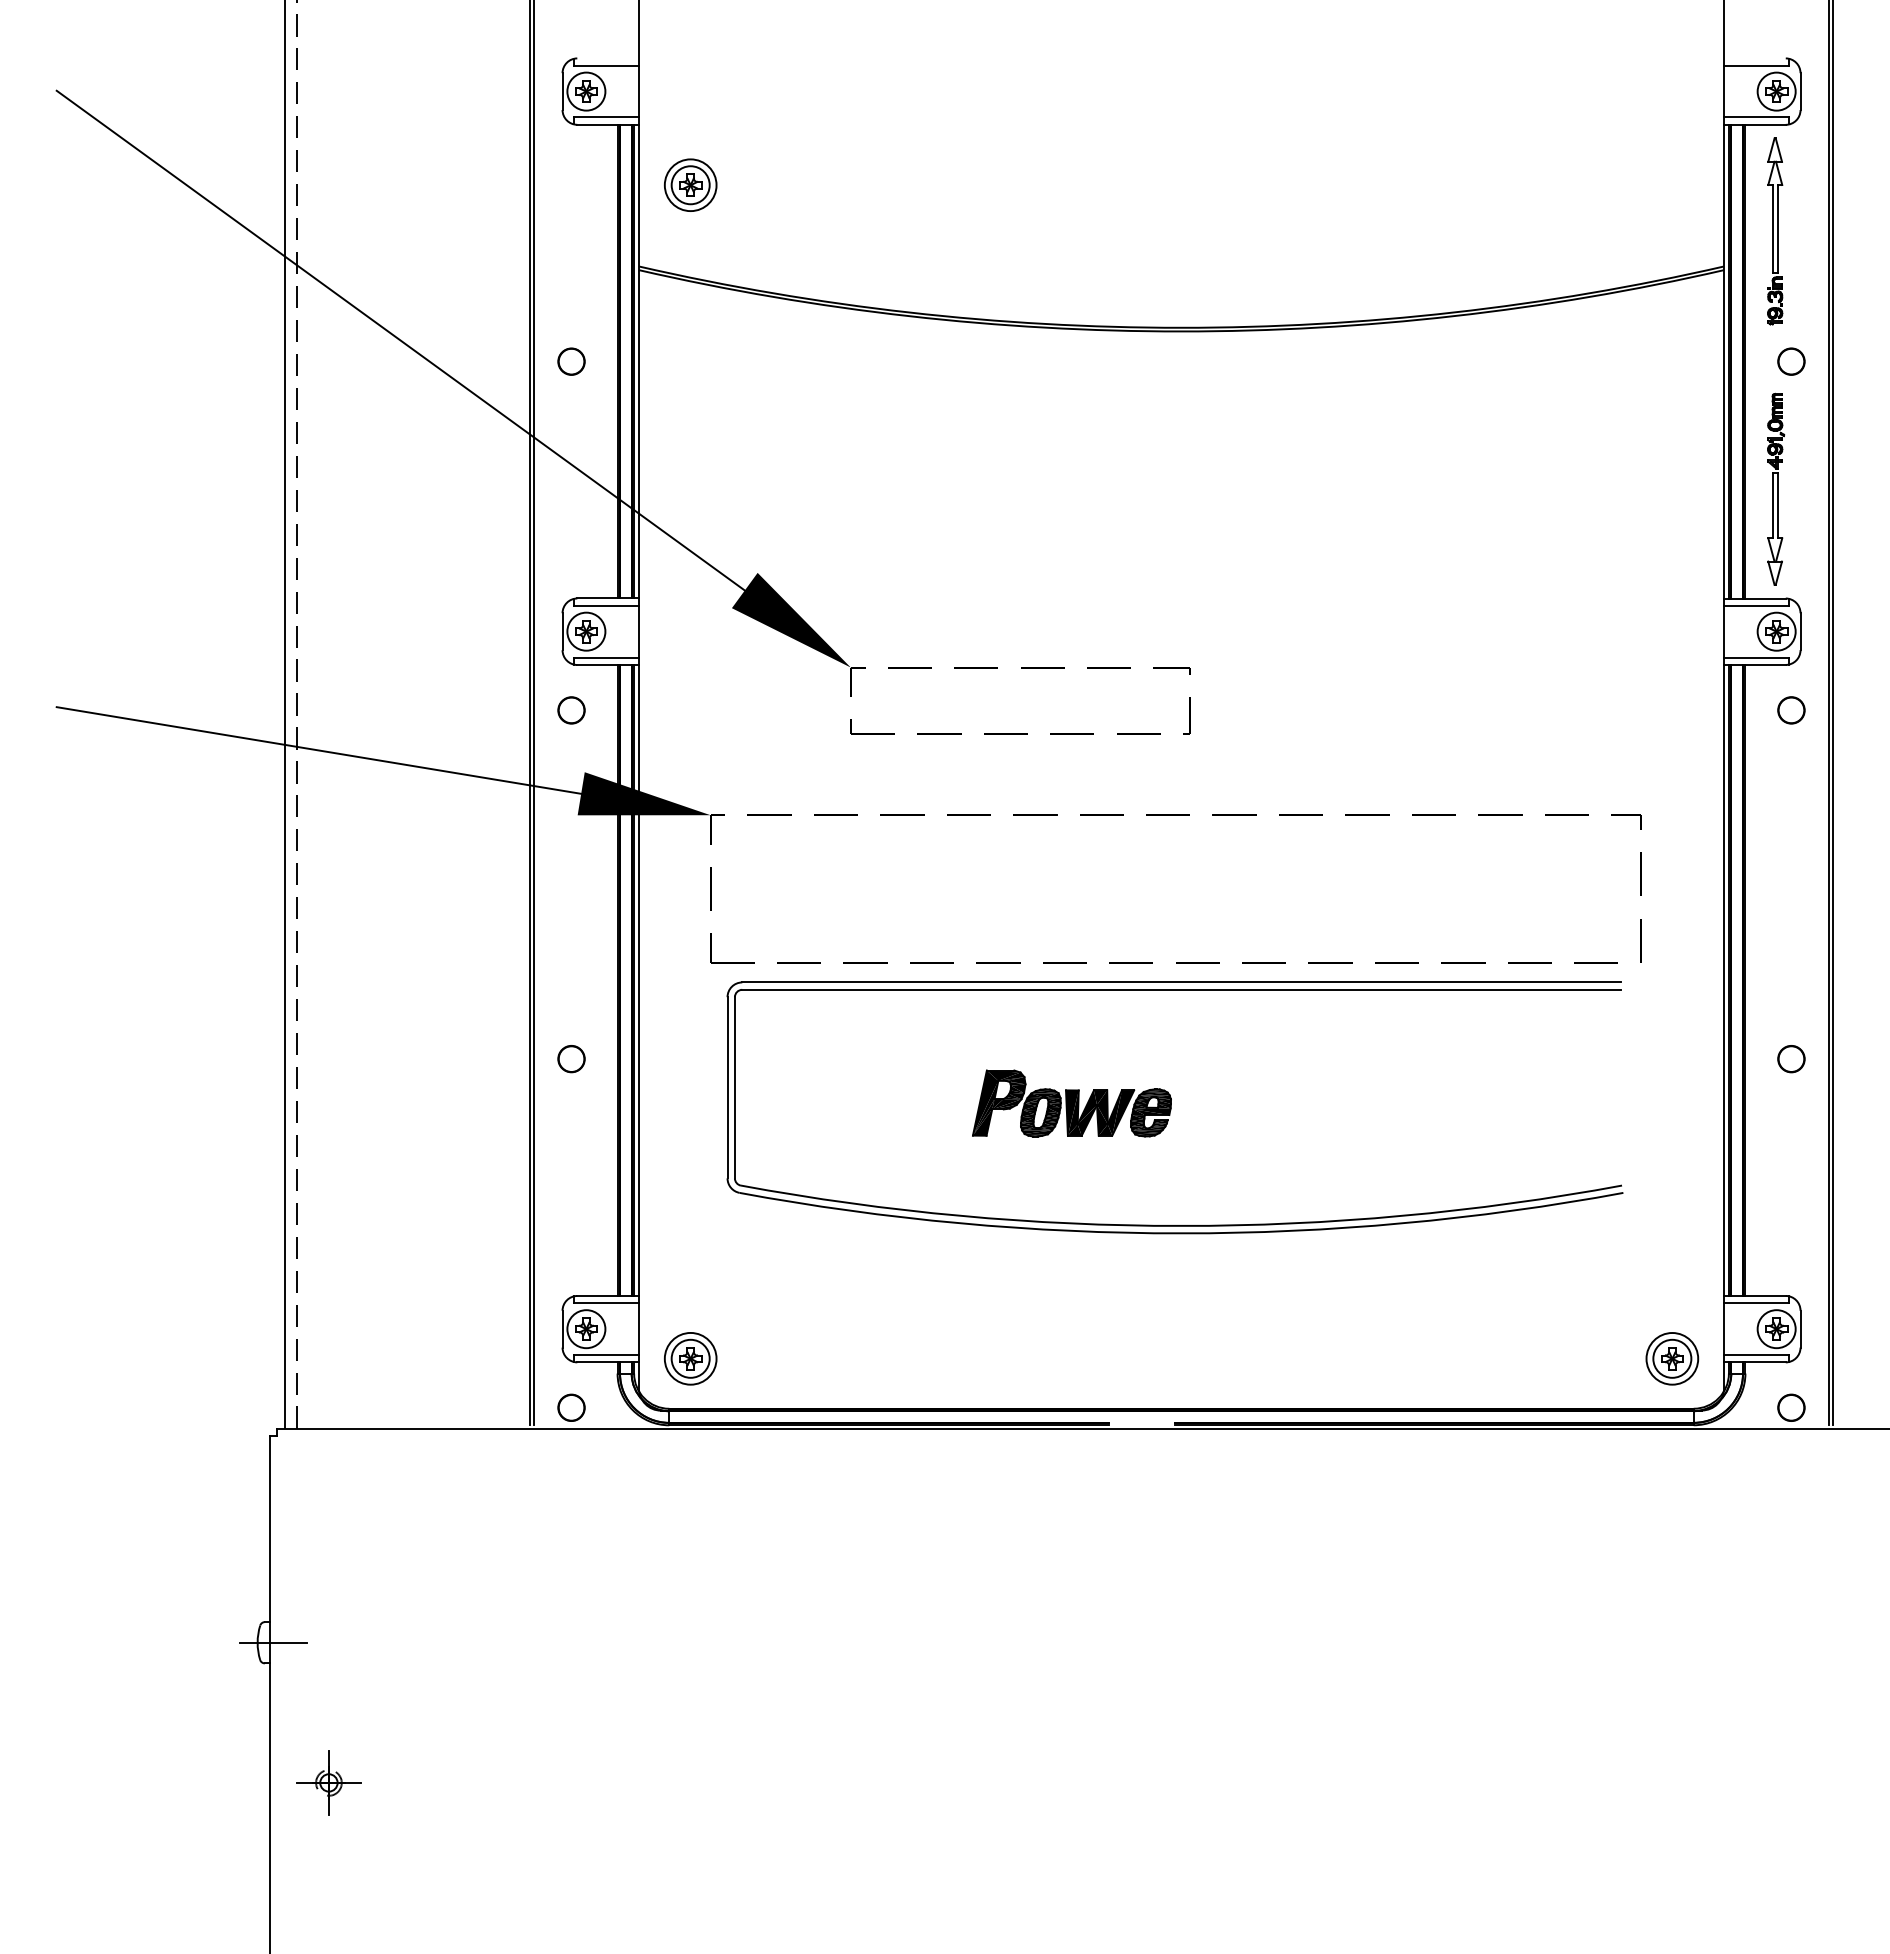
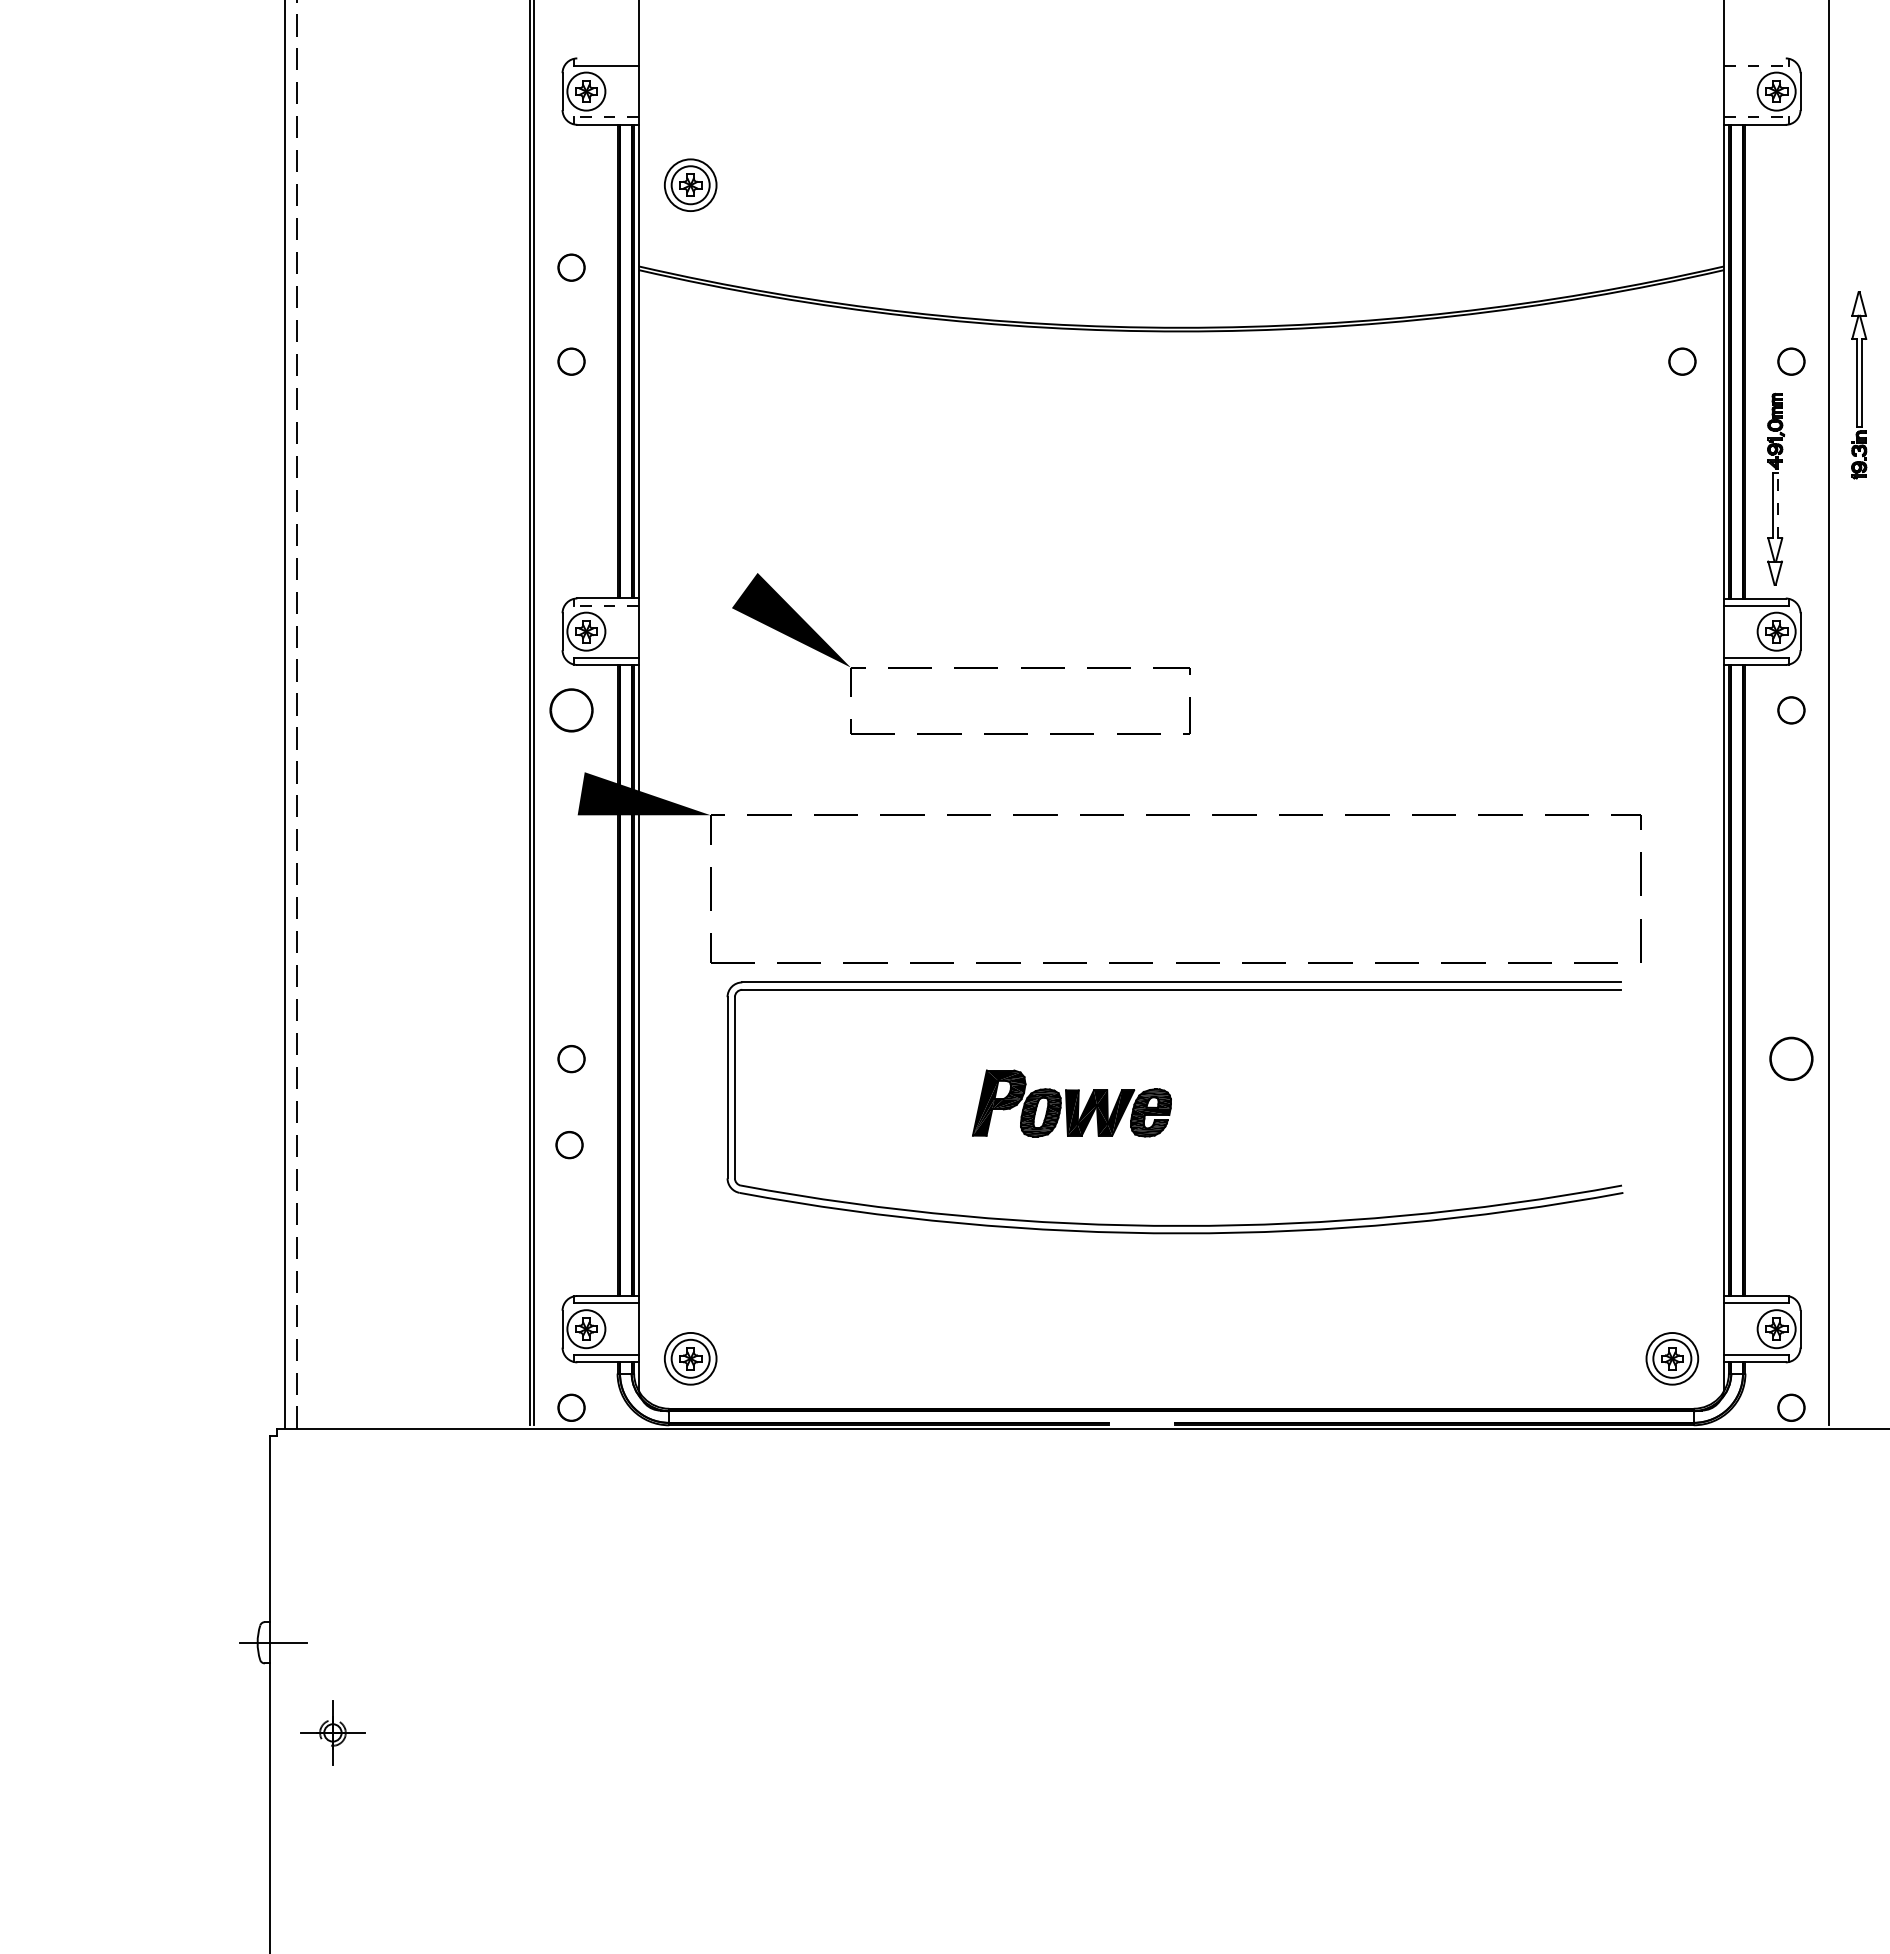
line: solid -> dashed (1756, 65)
line: solid -> dashed (606, 117)
line: solid -> dashed (1756, 117)
part position: (1775, 231) -> (1859, 385) (1859, 385)
circle: none -> present (571, 267)
line: present -> none (400, 340)
circle: none -> present (1682, 361)
line: solid -> dashed (1777, 505)
line: solid -> dashed (606, 605)
circle size: 29x29 px -> 45x45 px (571, 710)
line: present -> none (1833, 713)
line: present -> none (318, 750)
circle size: 29x29 px -> 45x45 px (1791, 1058)
circle: none -> present (569, 1145)
part position: (328, 1782) -> (332, 1732) (332, 1732)
